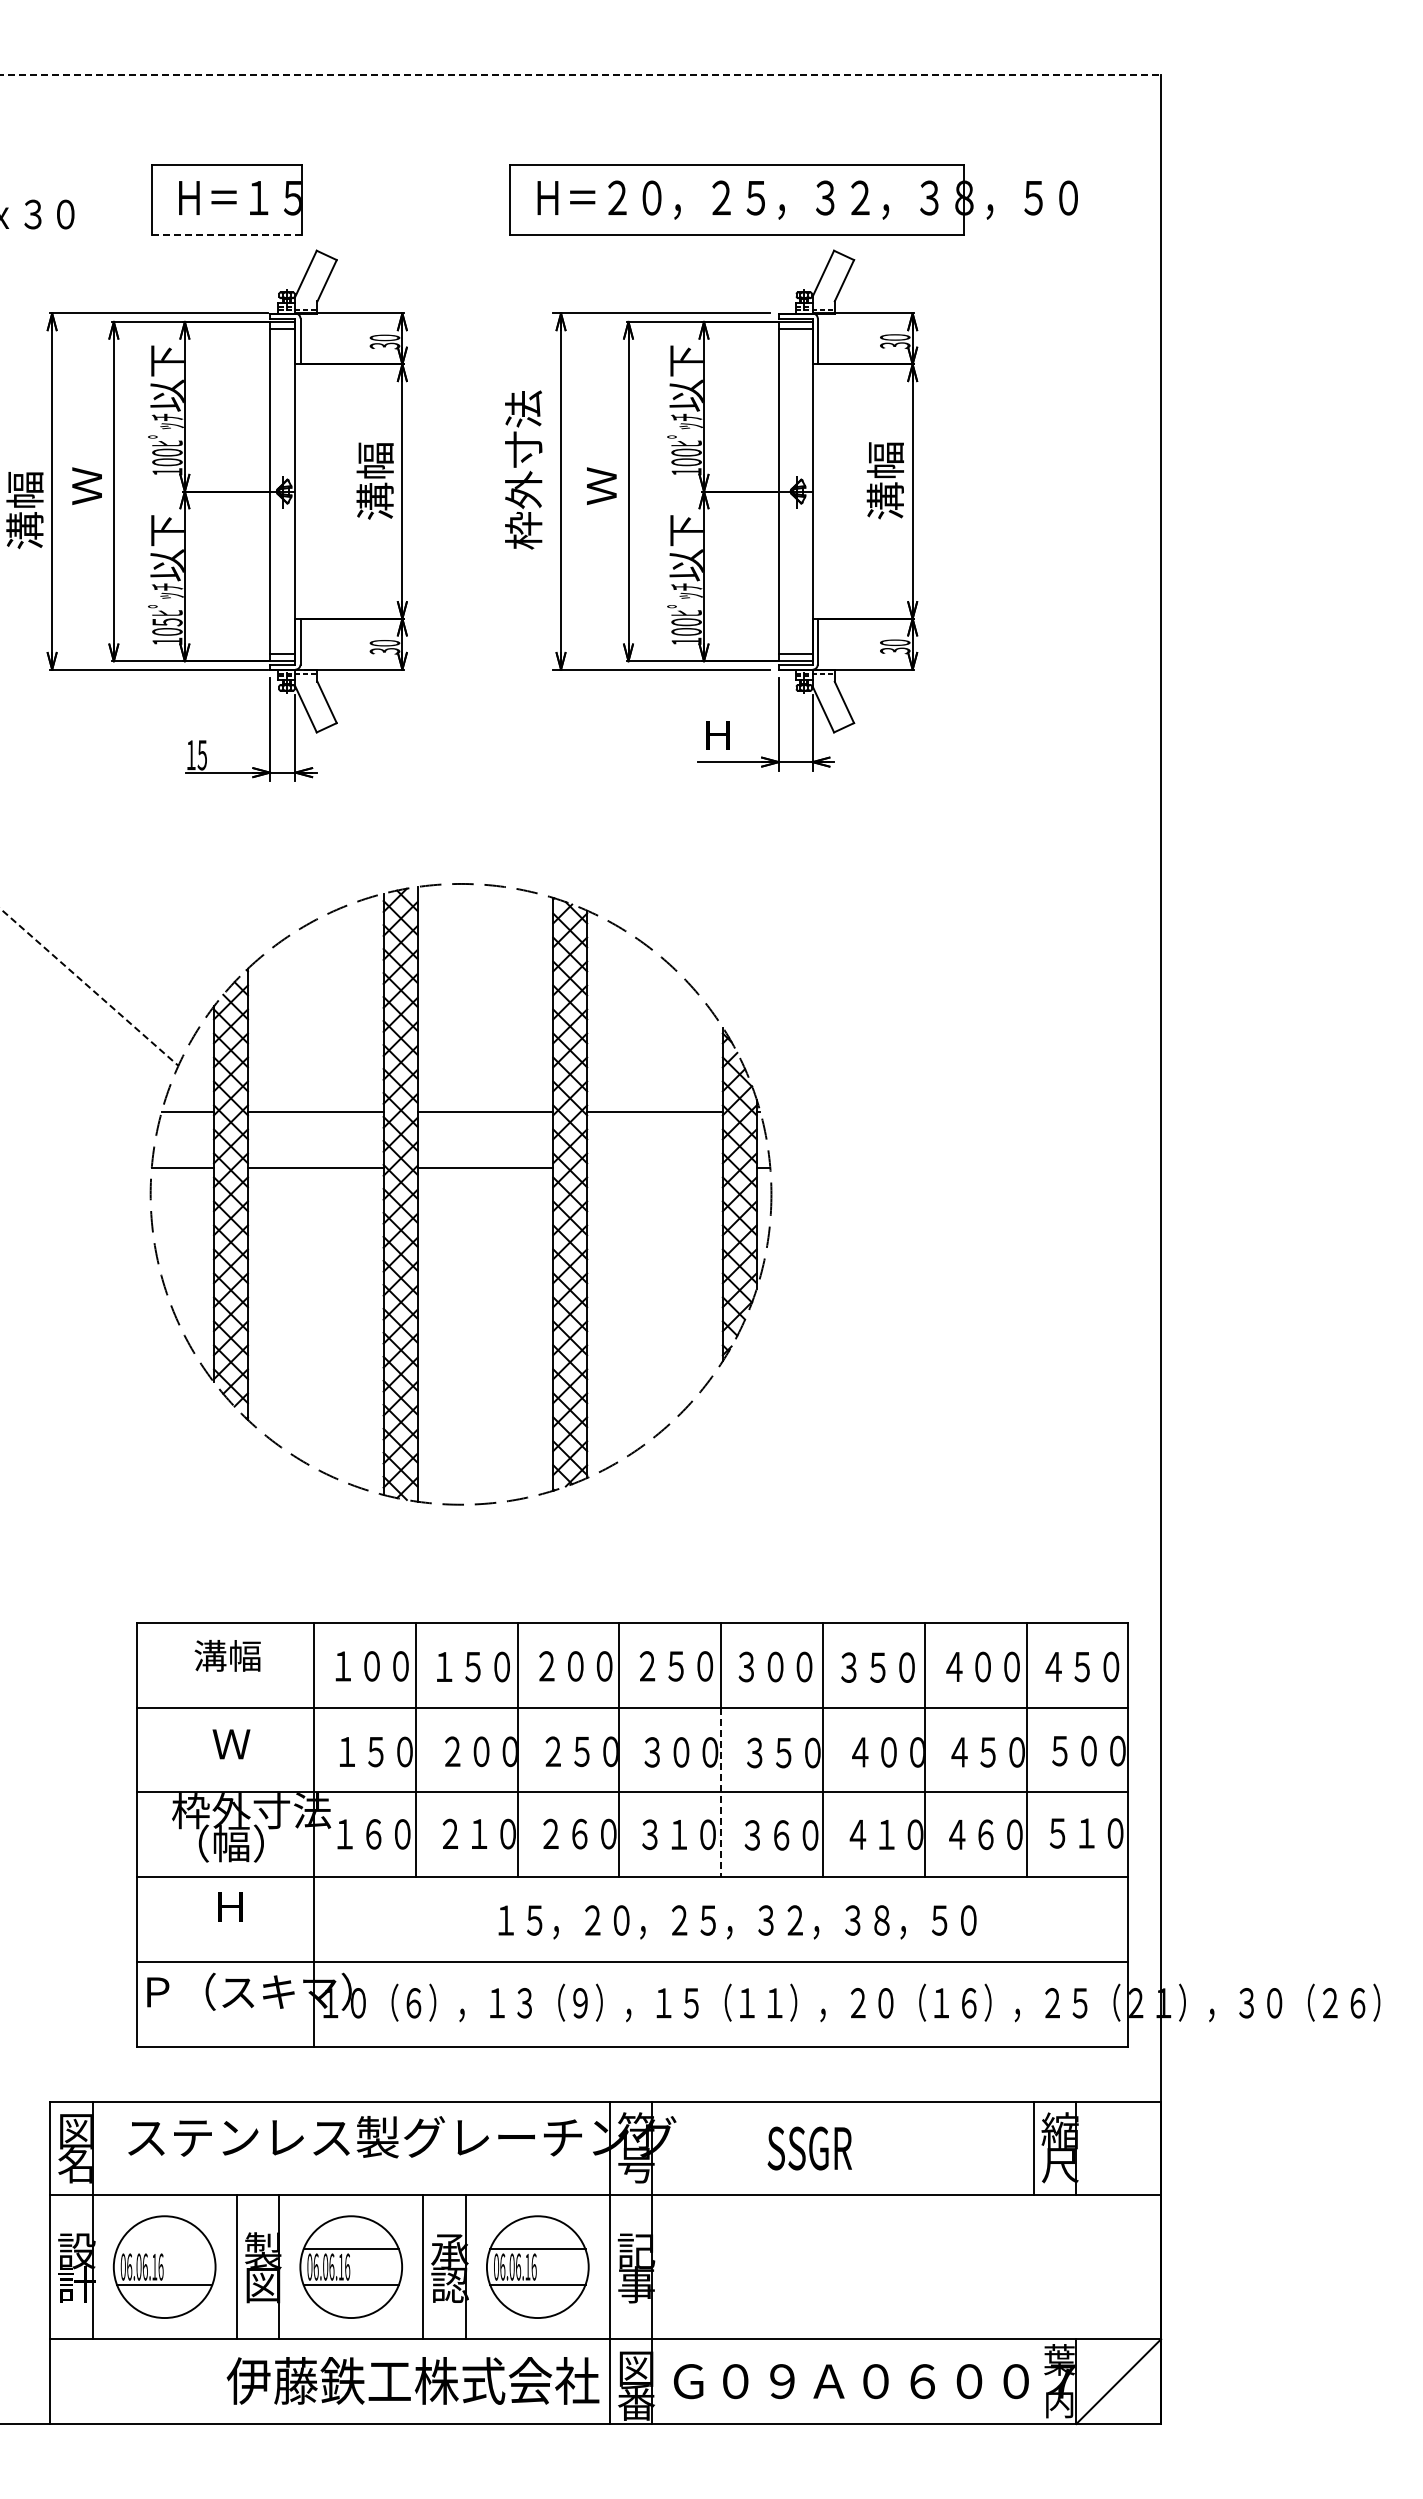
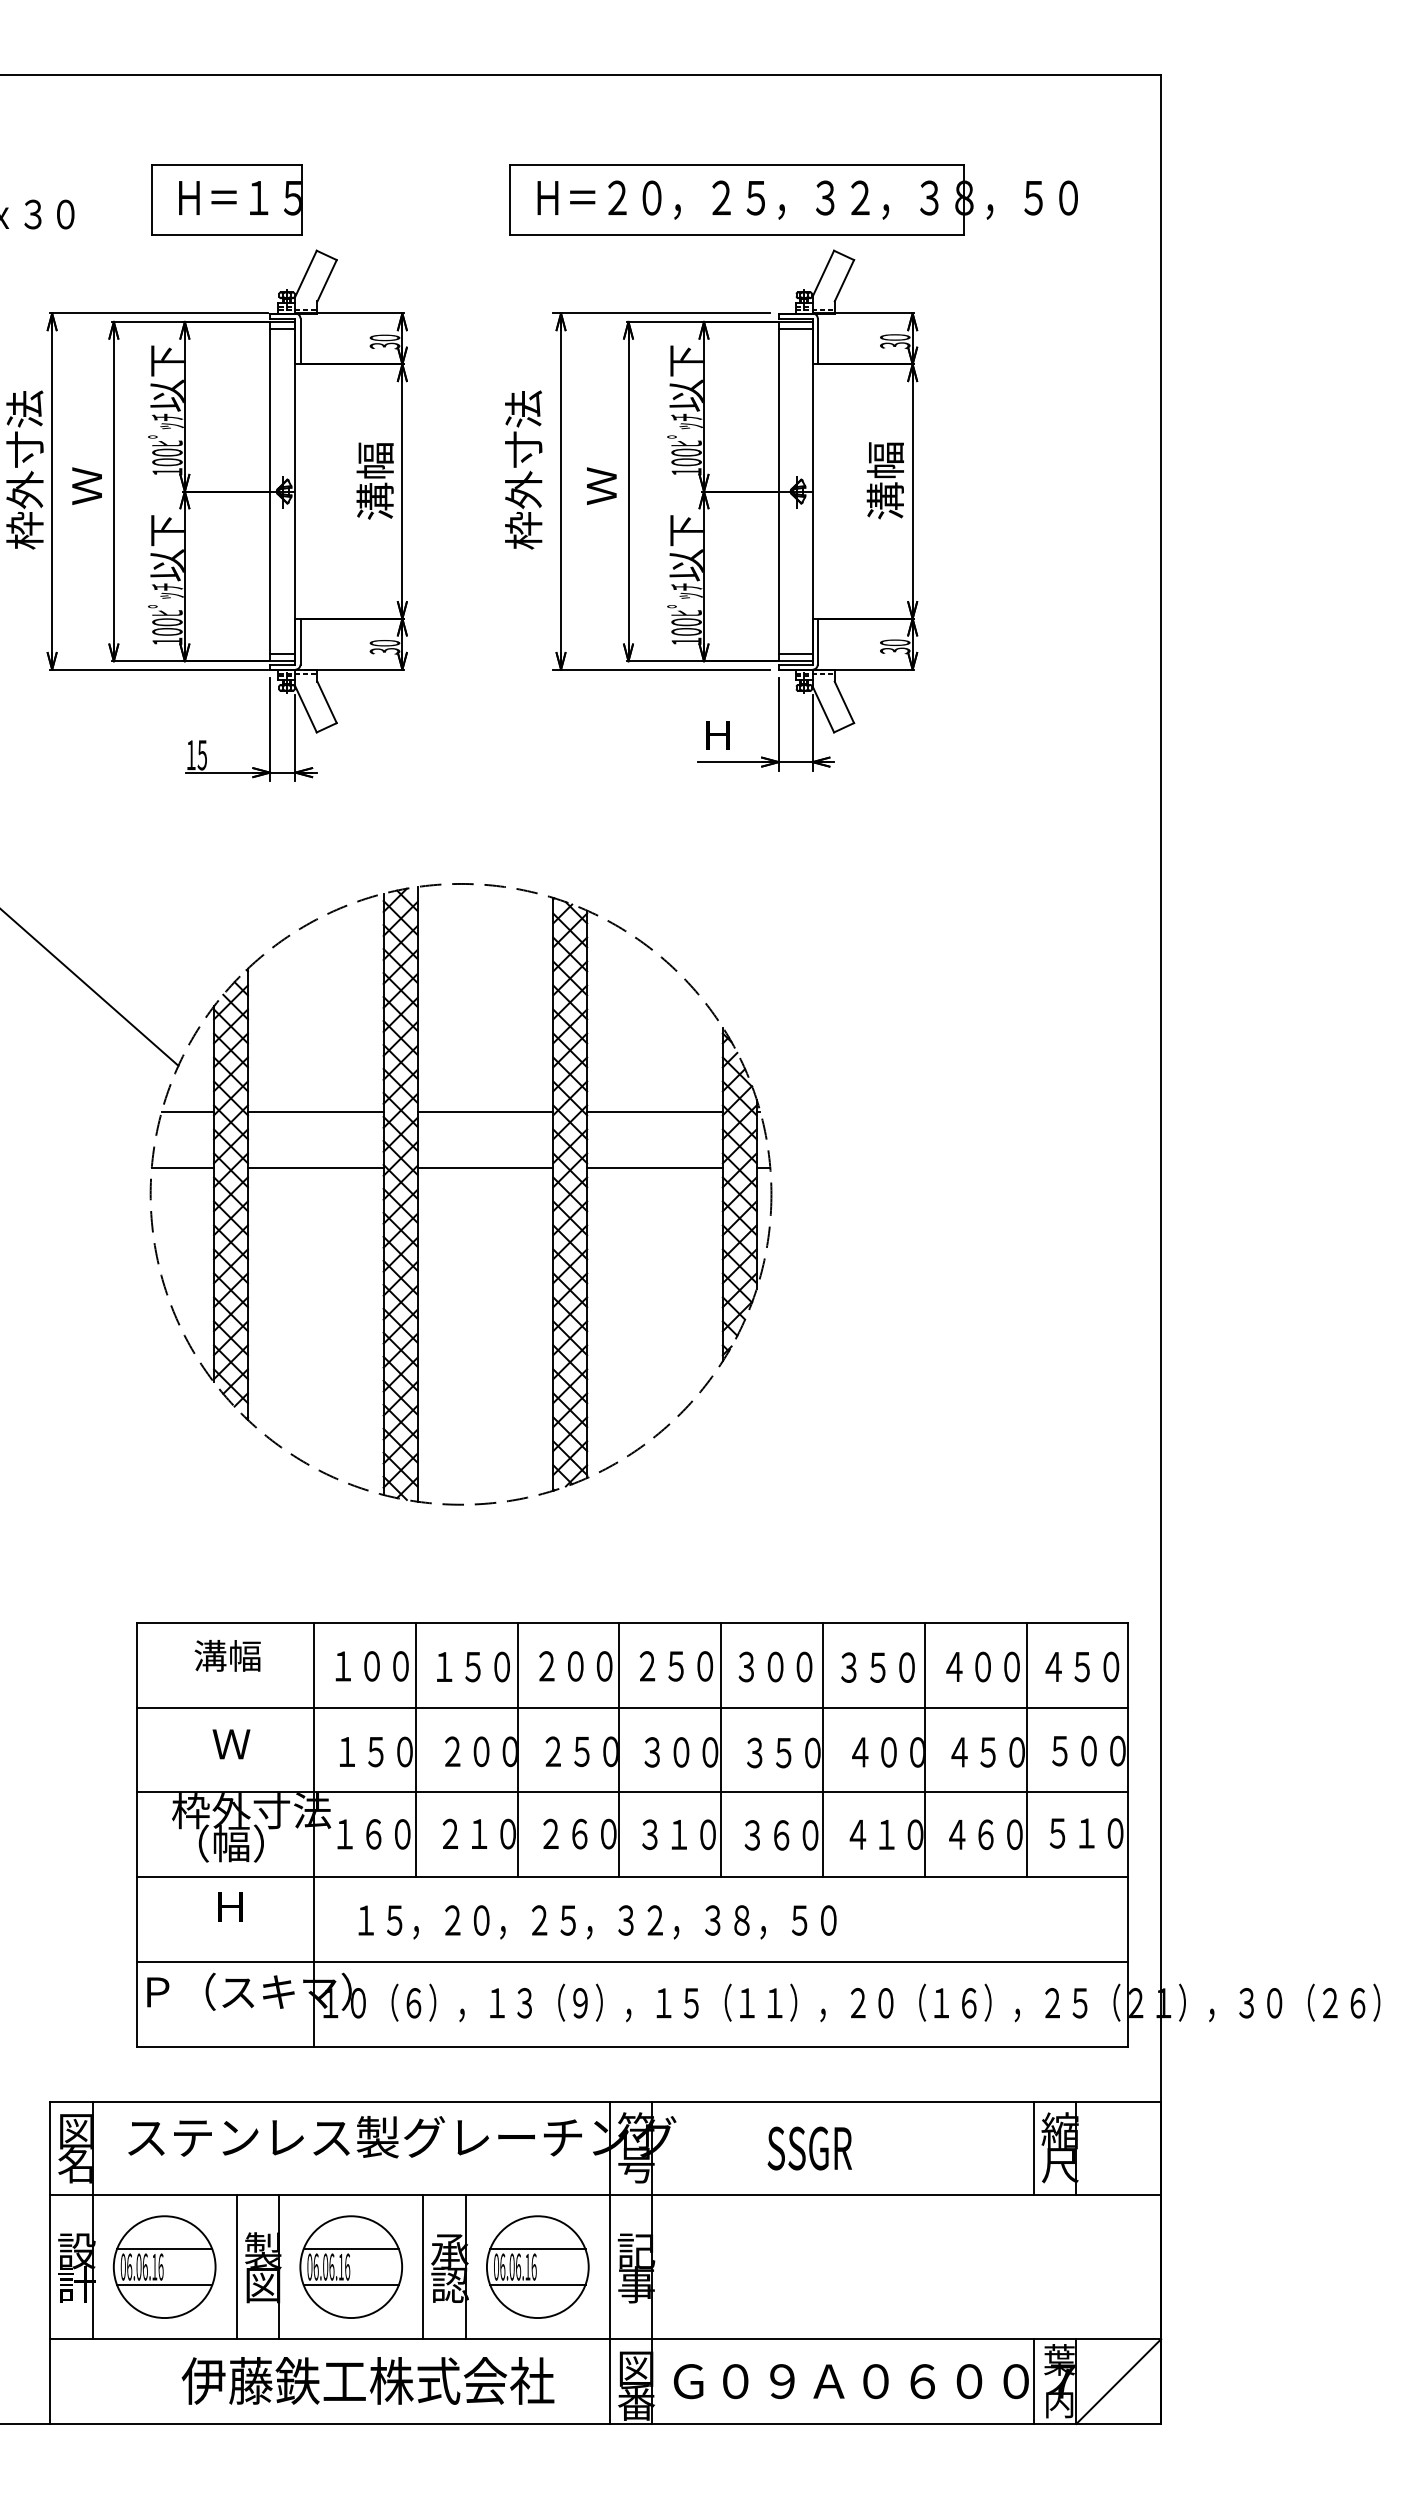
line: dashed -> solid (581, 74)
line: dashed -> solid (226, 235)
text: 溝幅 -> 枠外寸法 (24, 469)
text: 105 -> 100 (167, 622)
line: dashed -> solid (89, 987)
line: none -> present (654, 1168)
line: dashed -> solid (721, 1792)
text position: (737, 1922) -> (597, 1922) (597, 1922)
line: none -> present (164, 2249)
text position: (412, 2380) -> (367, 2380) (367, 2380)
line: none -> present (1033, 2381)
